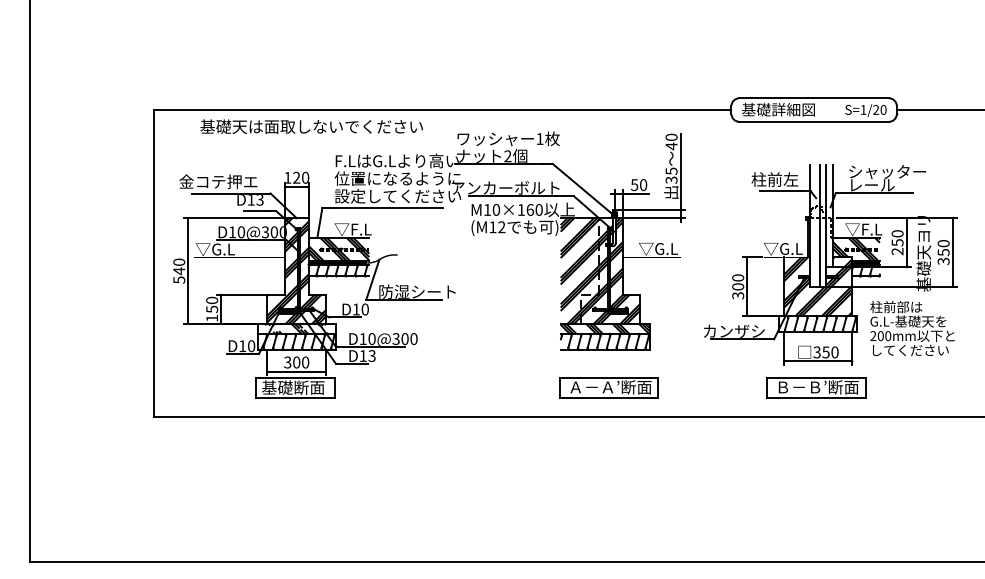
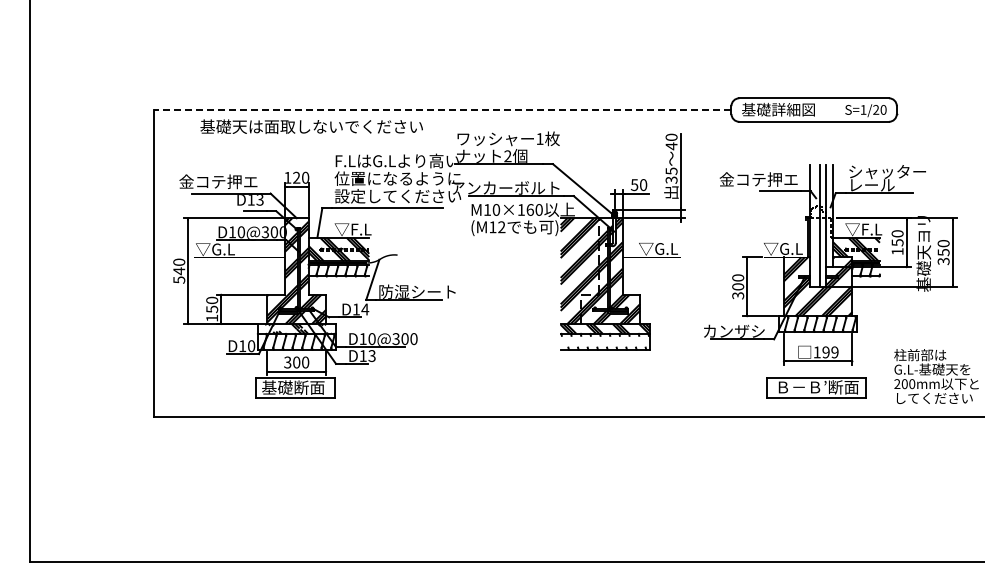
line: solid -> dashed (442, 110)
line: present -> none (938, 110)
text: 柱前左 -> 金コテ押エ (758, 179)
text: 250 -> 150 (897, 251)
text: D10 -> D14 (365, 309)
text position: (912, 328) -> (936, 376) (936, 376)
hatch: present -> none (604, 341)
text: 350 -> 199 (825, 352)
part: present -> none (608, 387)
